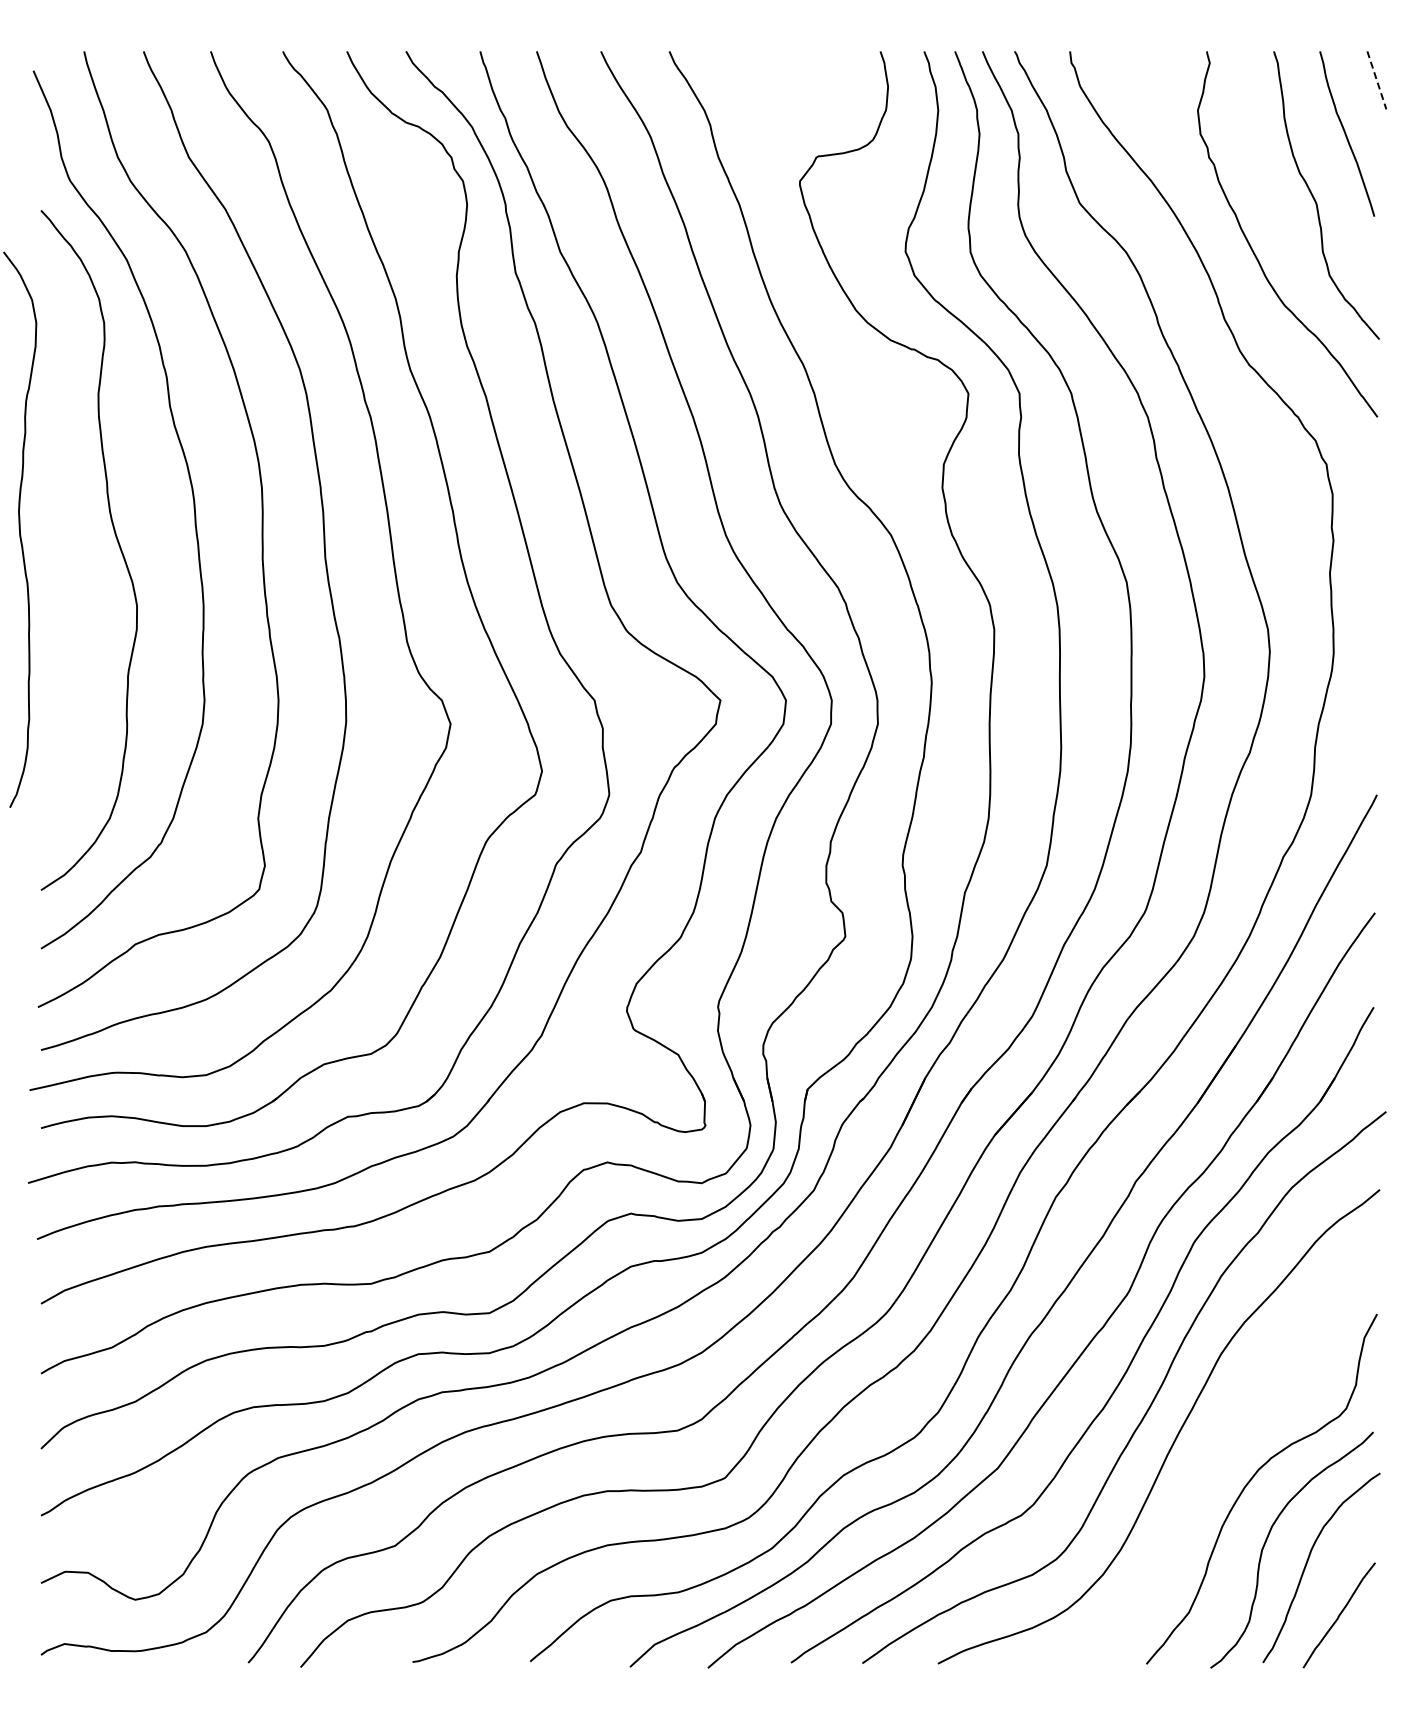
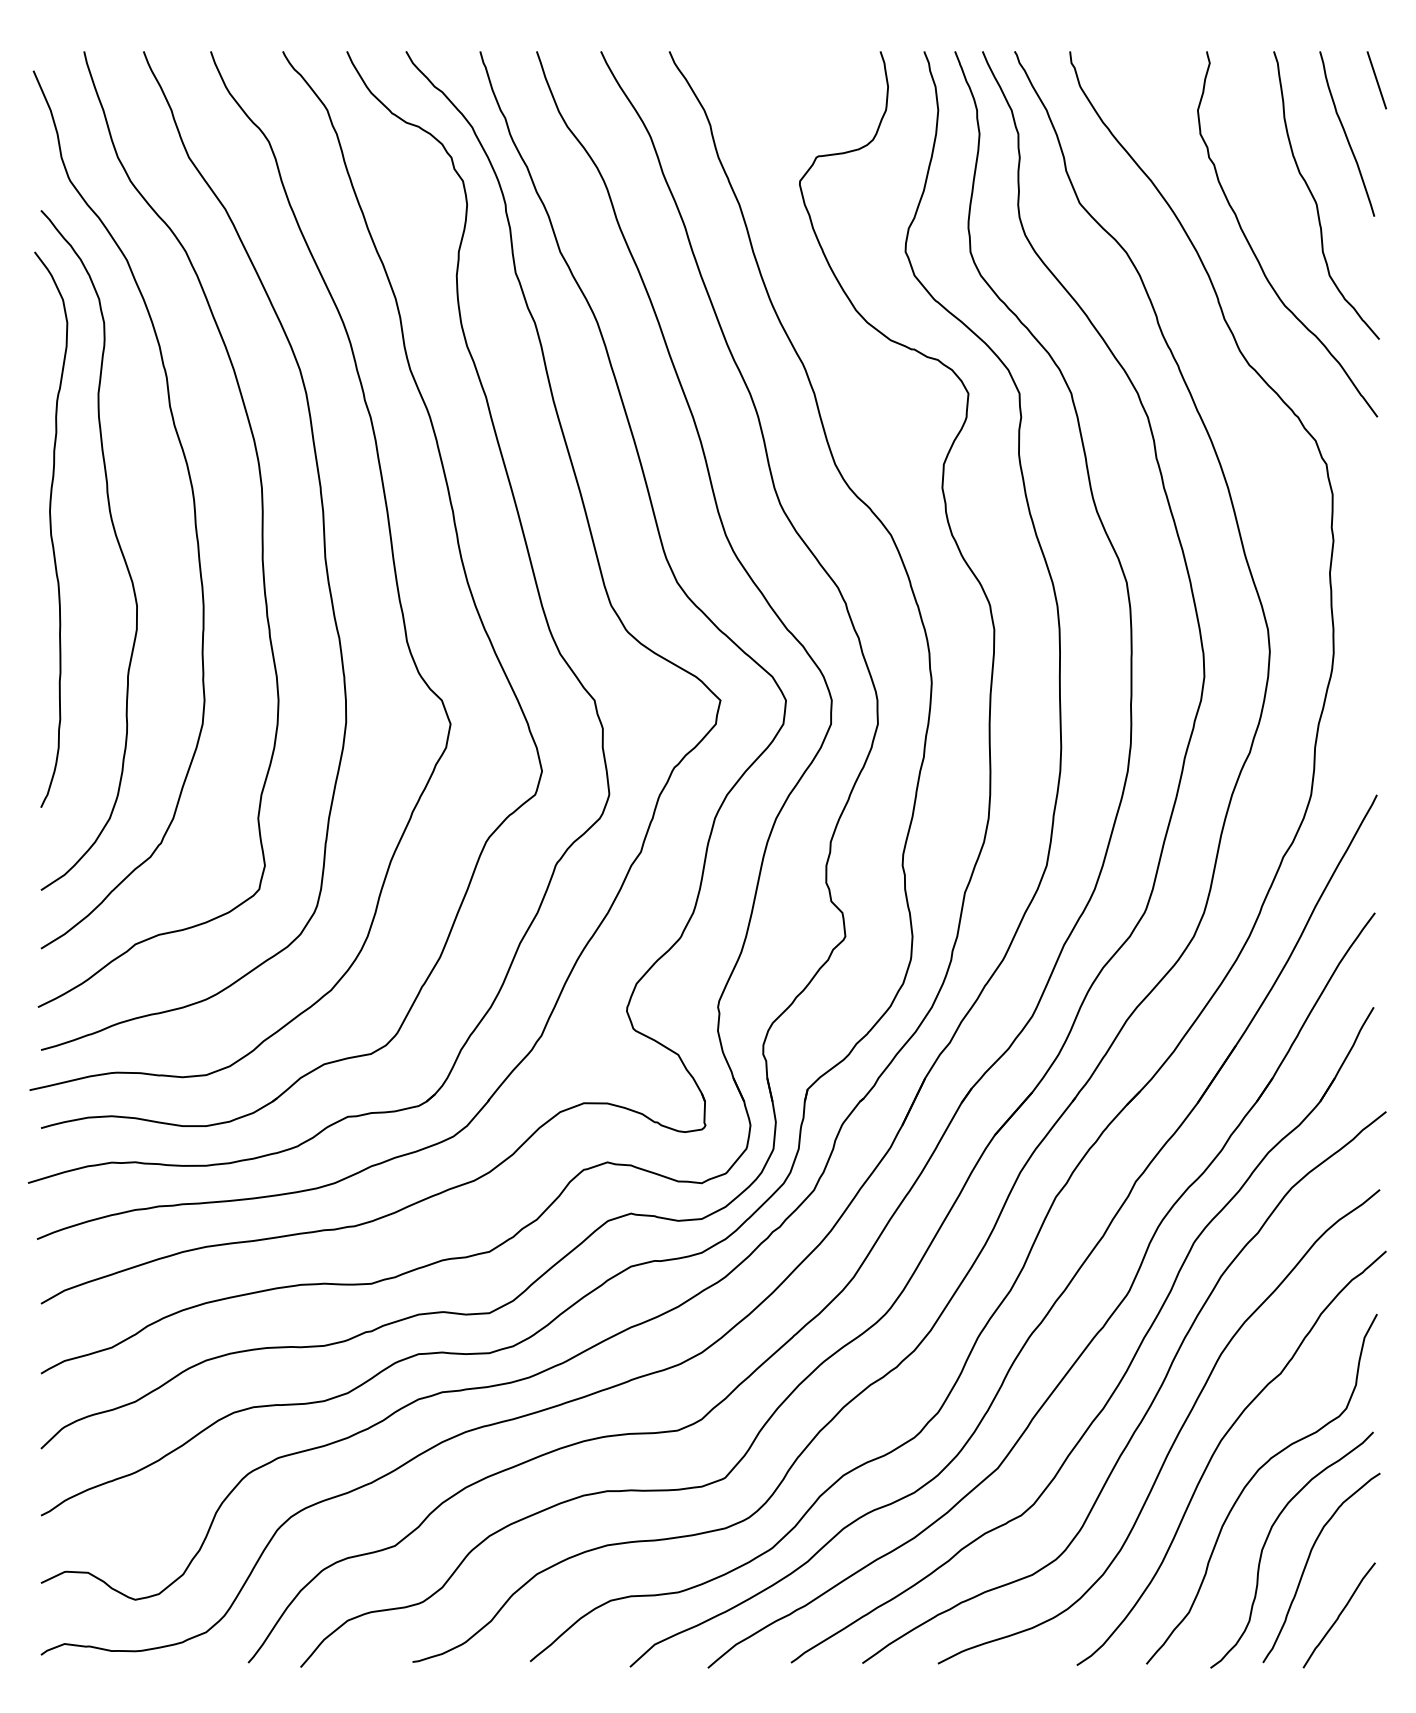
line: dashed -> solid (1377, 80)
curve position: (20, 529) -> (51, 529) (51, 529)
curve: none -> present (1217, 1449)
